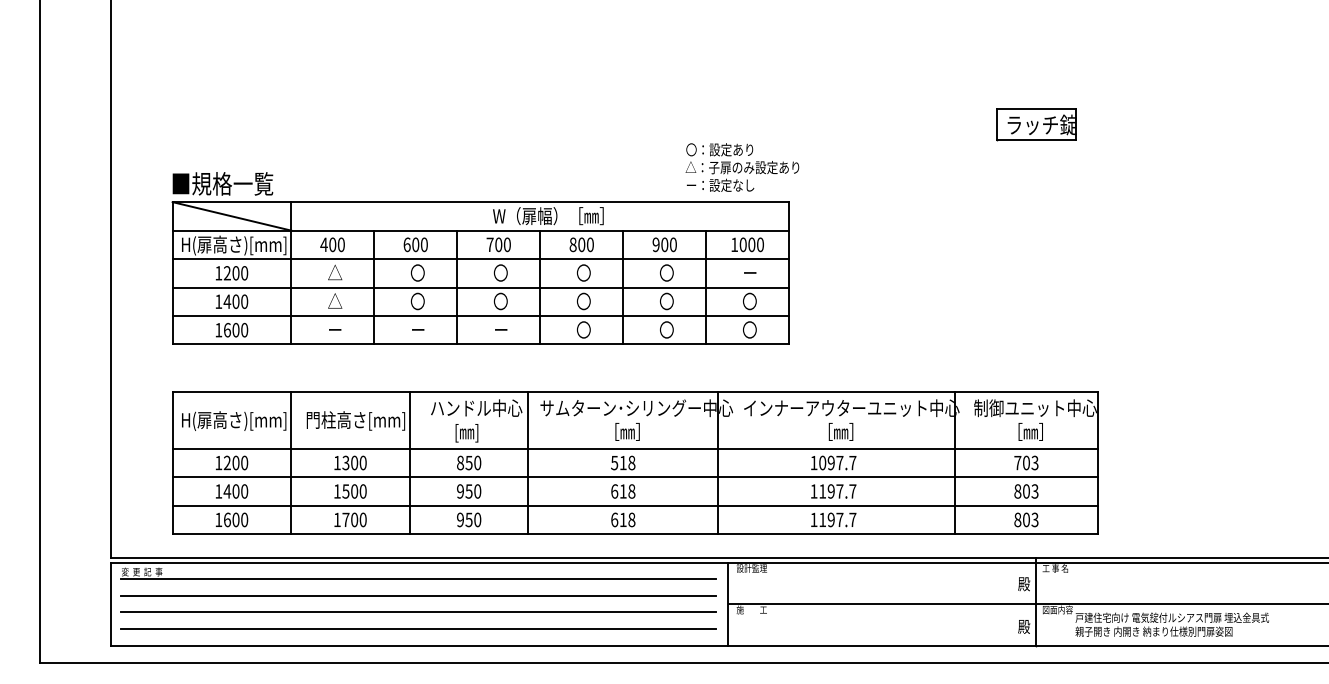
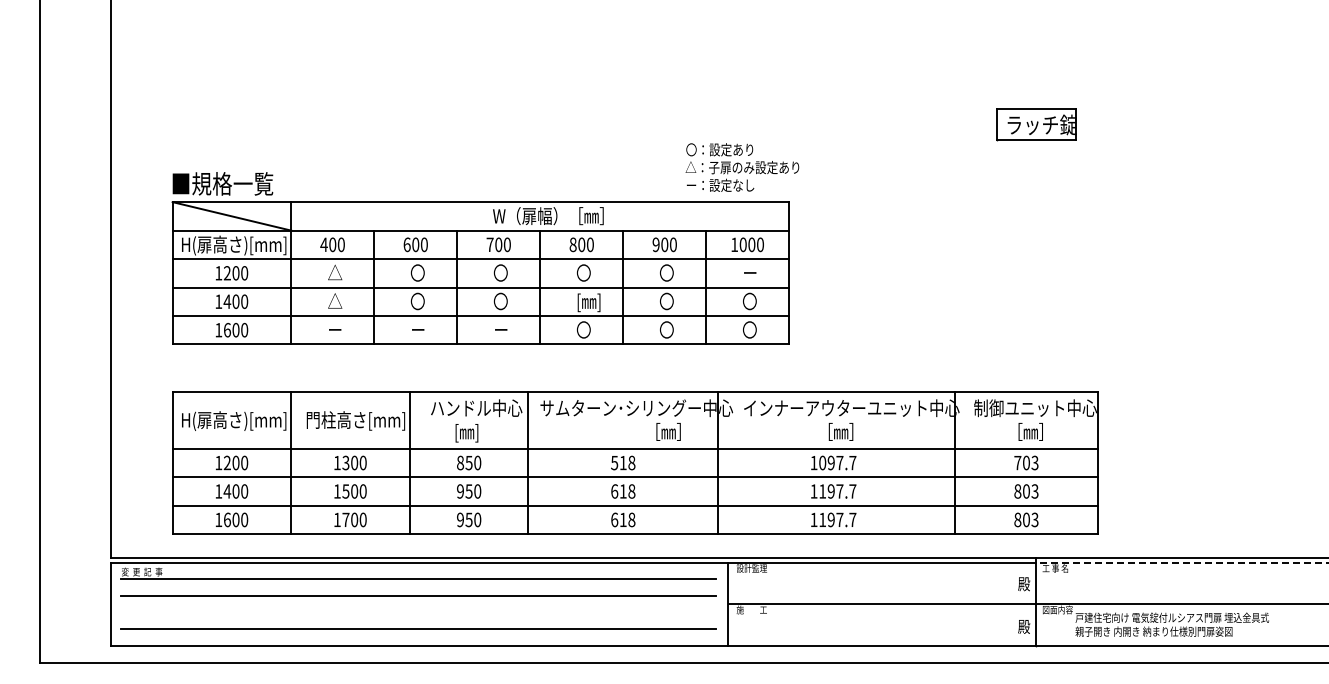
text: 〇 -> [㎜] (588, 302)
text position: (627, 431) -> (668, 431) (668, 431)
line: solid -> dashed (1181, 562)
line: present -> none (418, 612)
